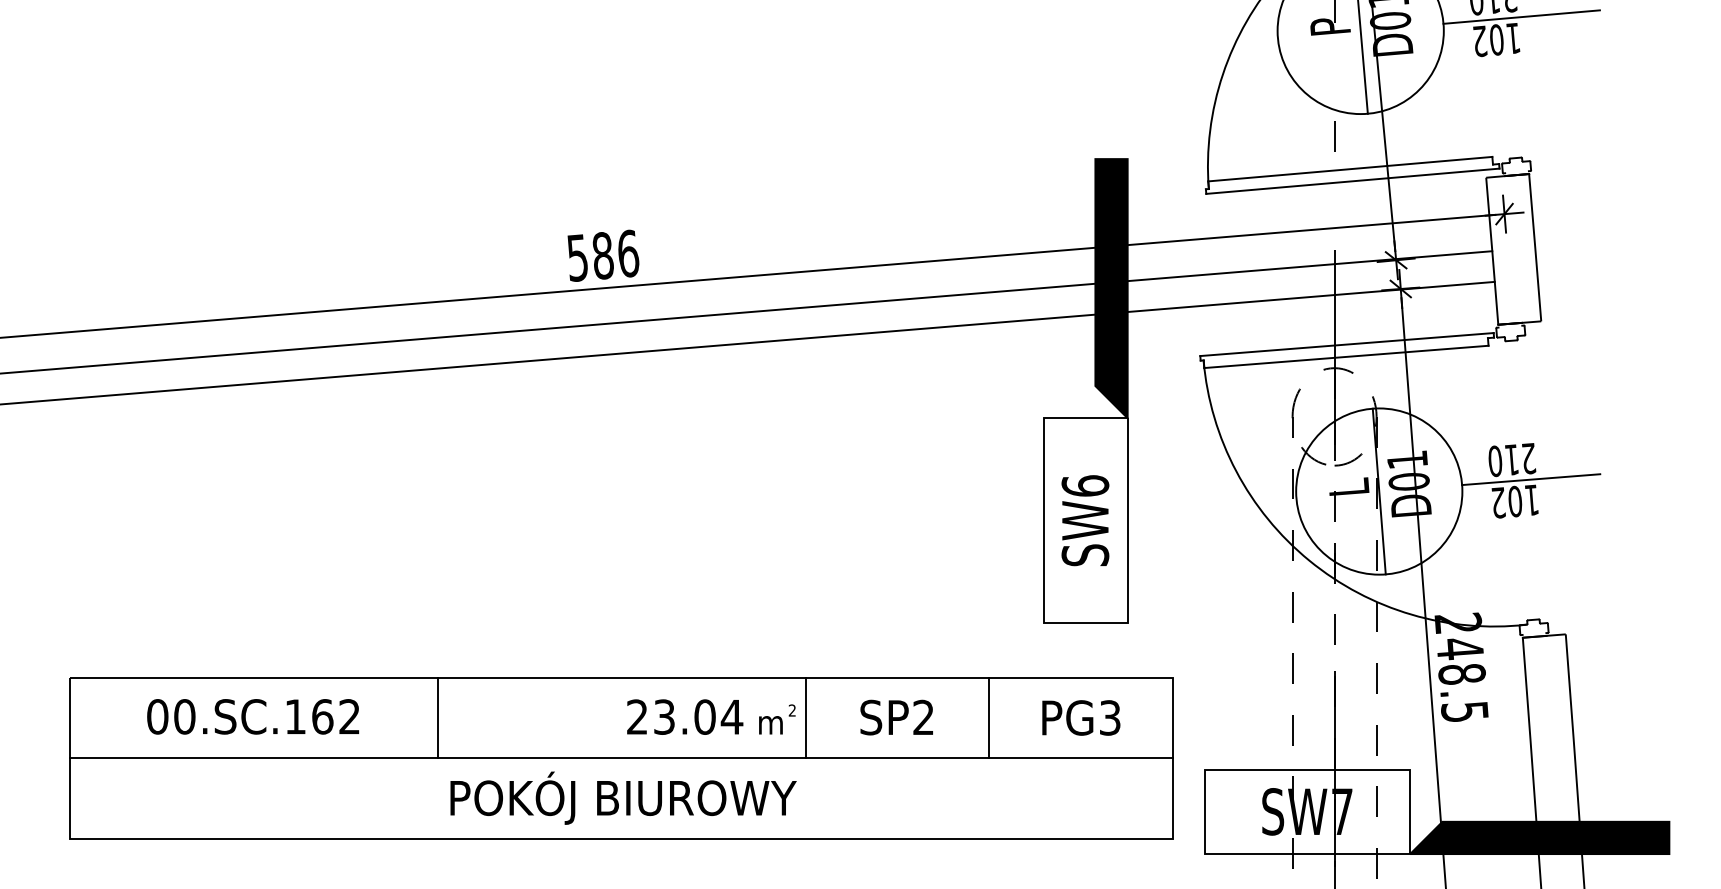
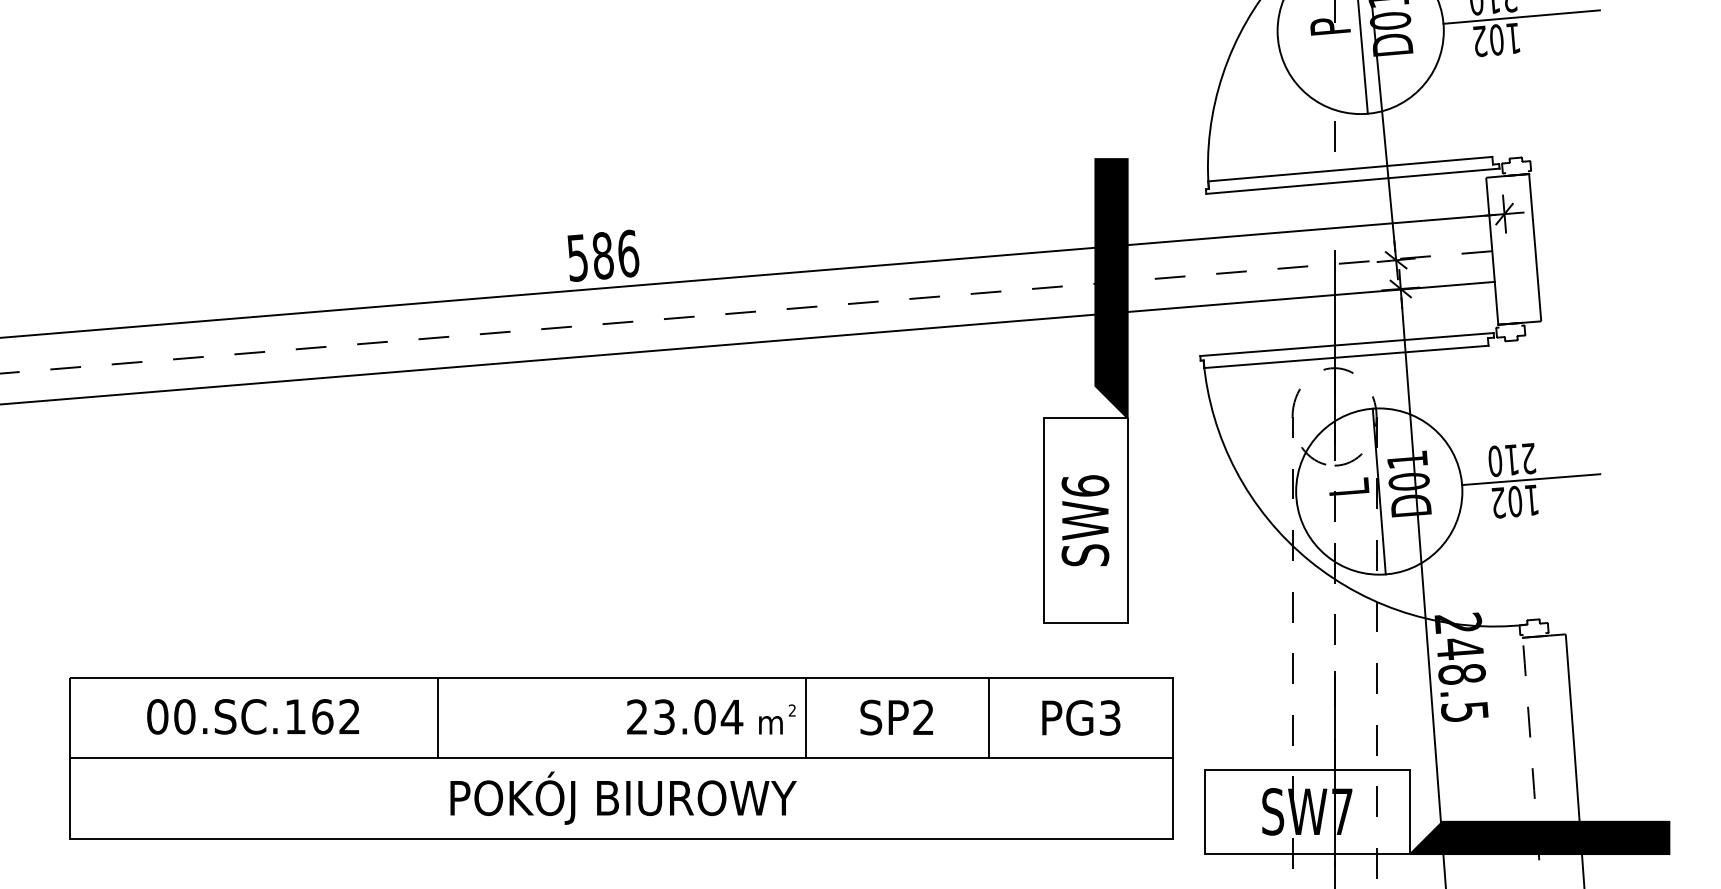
line: solid -> dashed (746, 312)
line: solid -> dashed (1532, 763)
